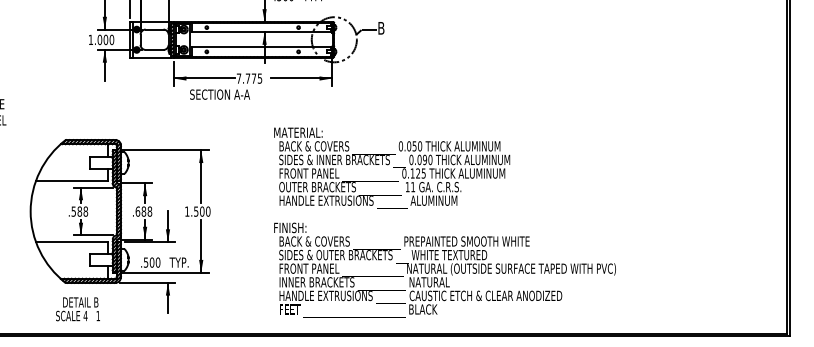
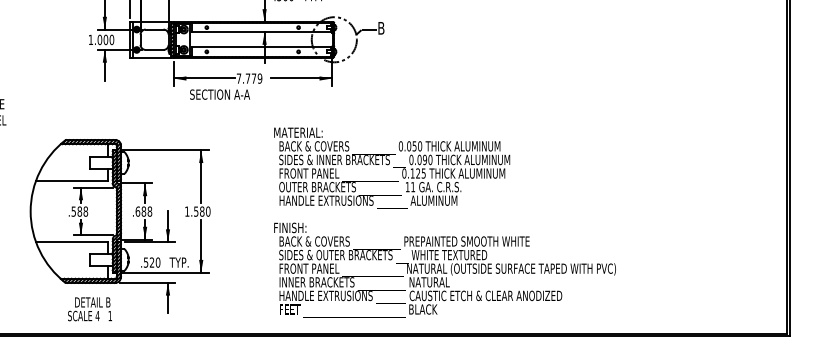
text: 7.775 -> 7.779 (259, 78)
text: 1.500 -> 1.580 (202, 211)
text: .500 -> .520 (151, 262)
text position: (77, 309) -> (89, 309) (89, 309)
